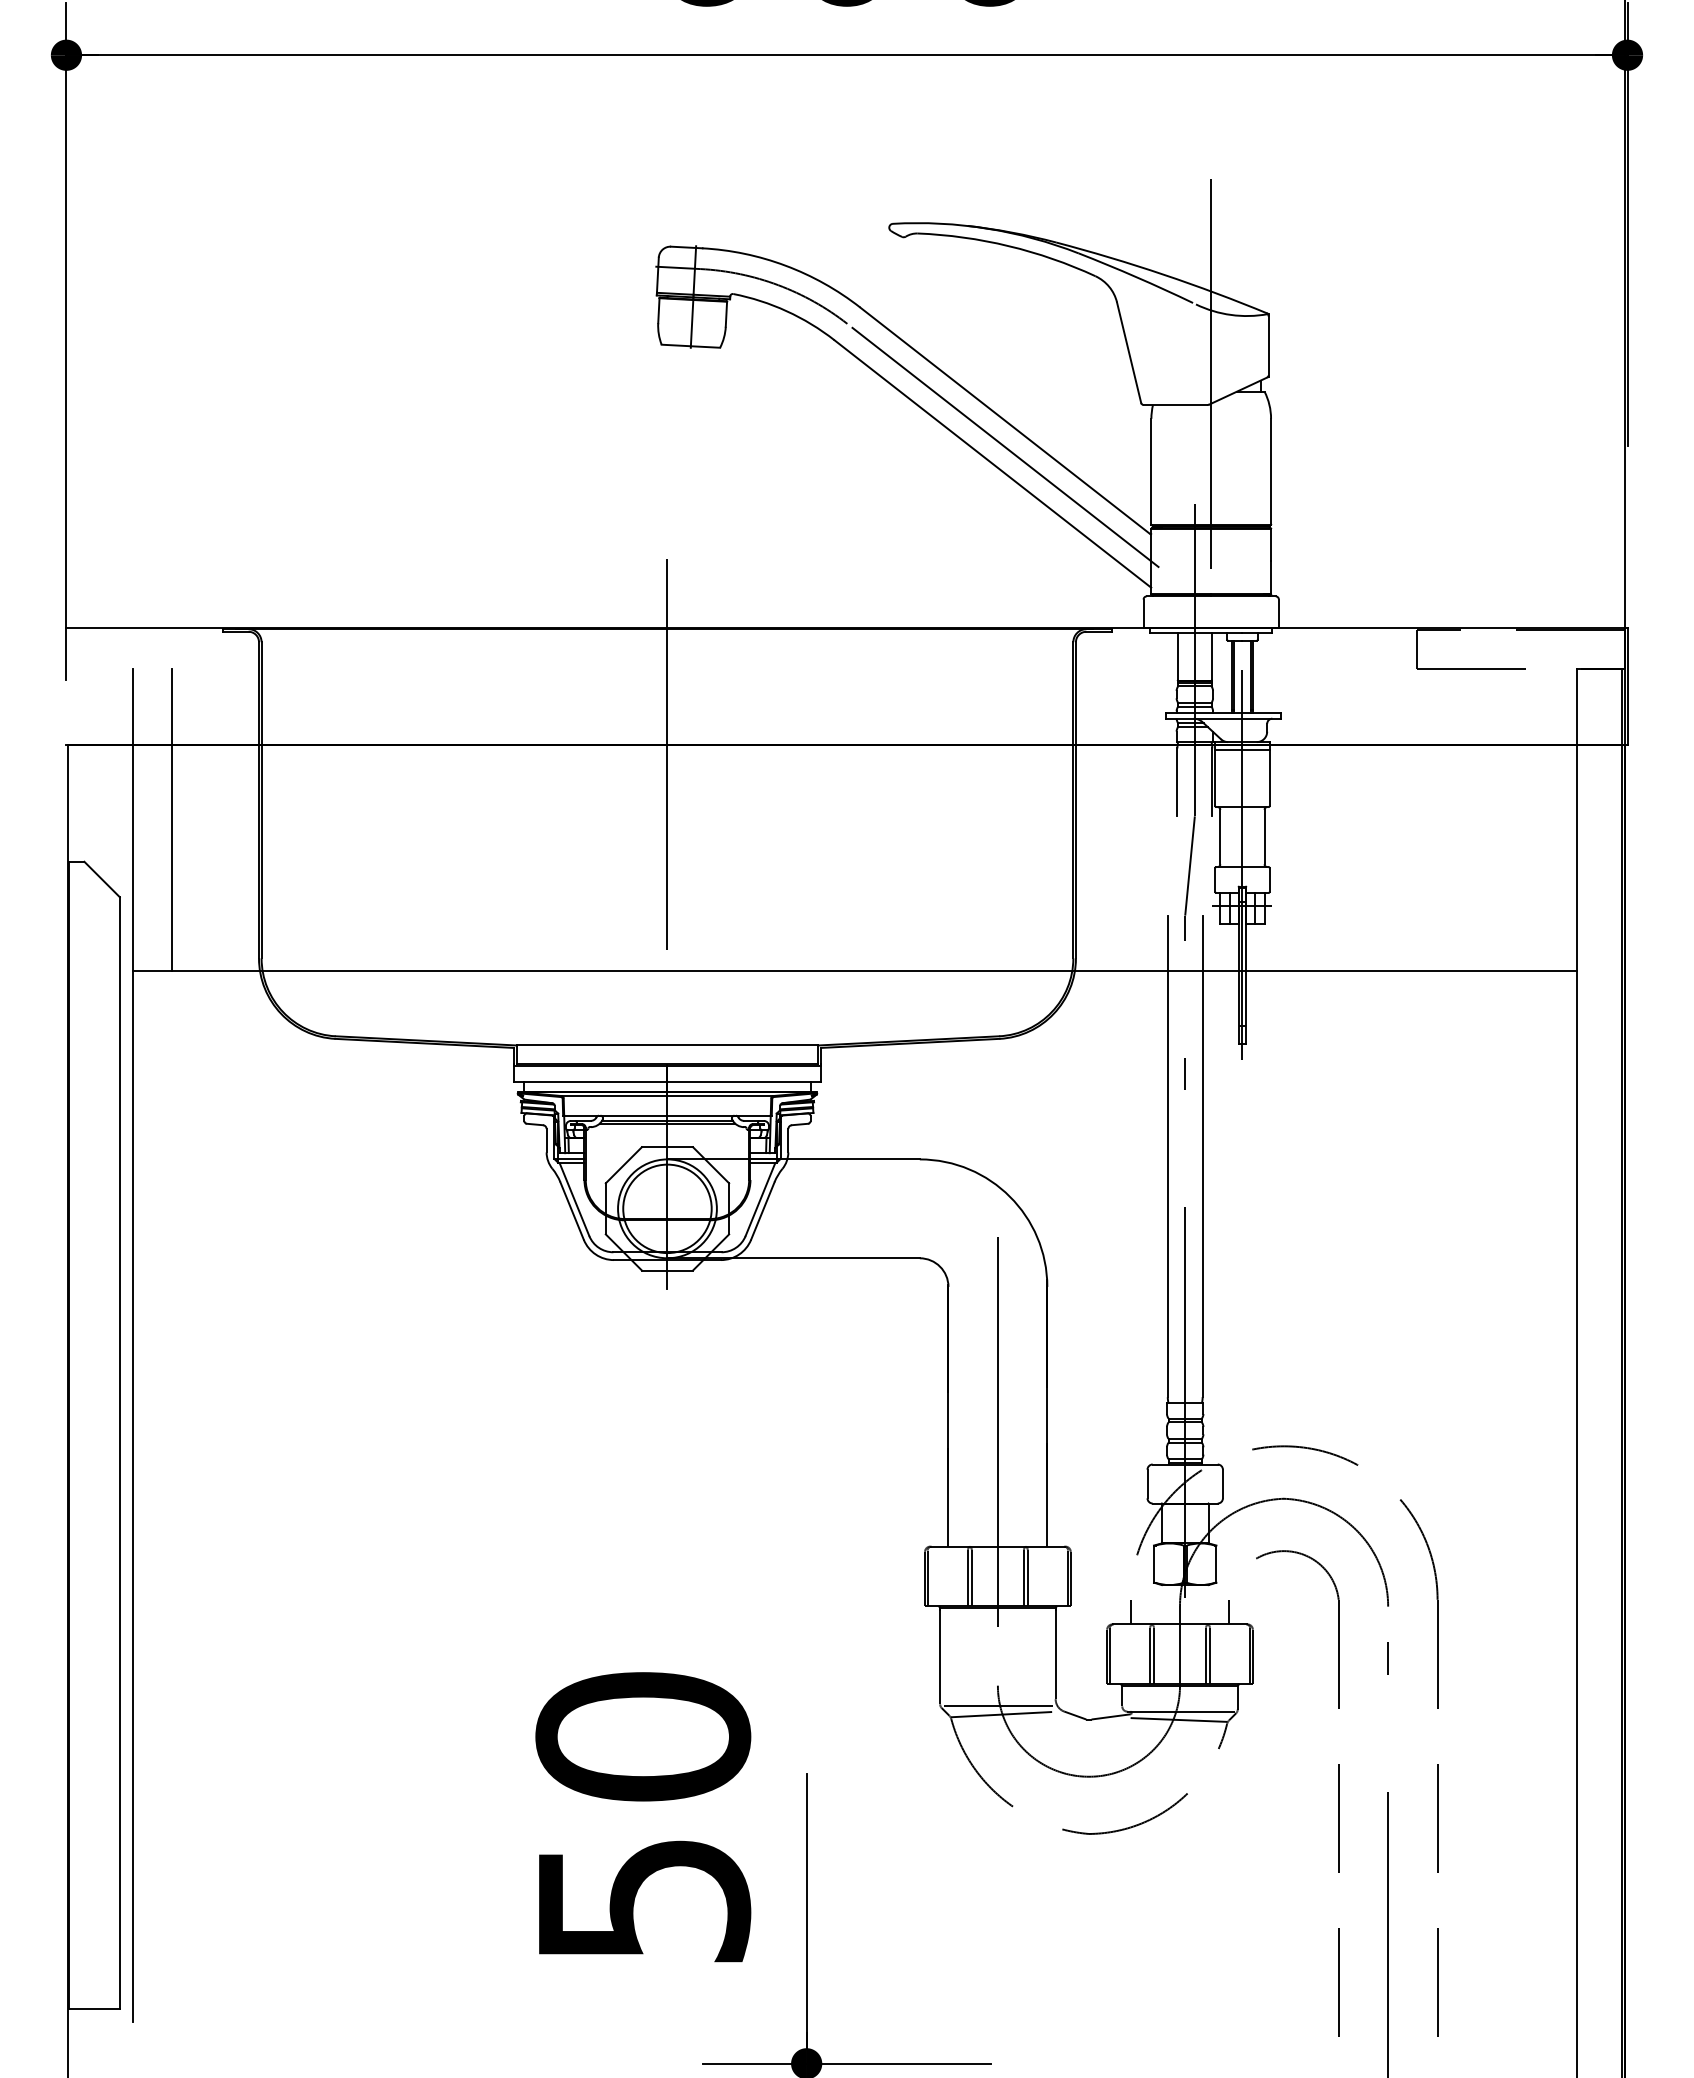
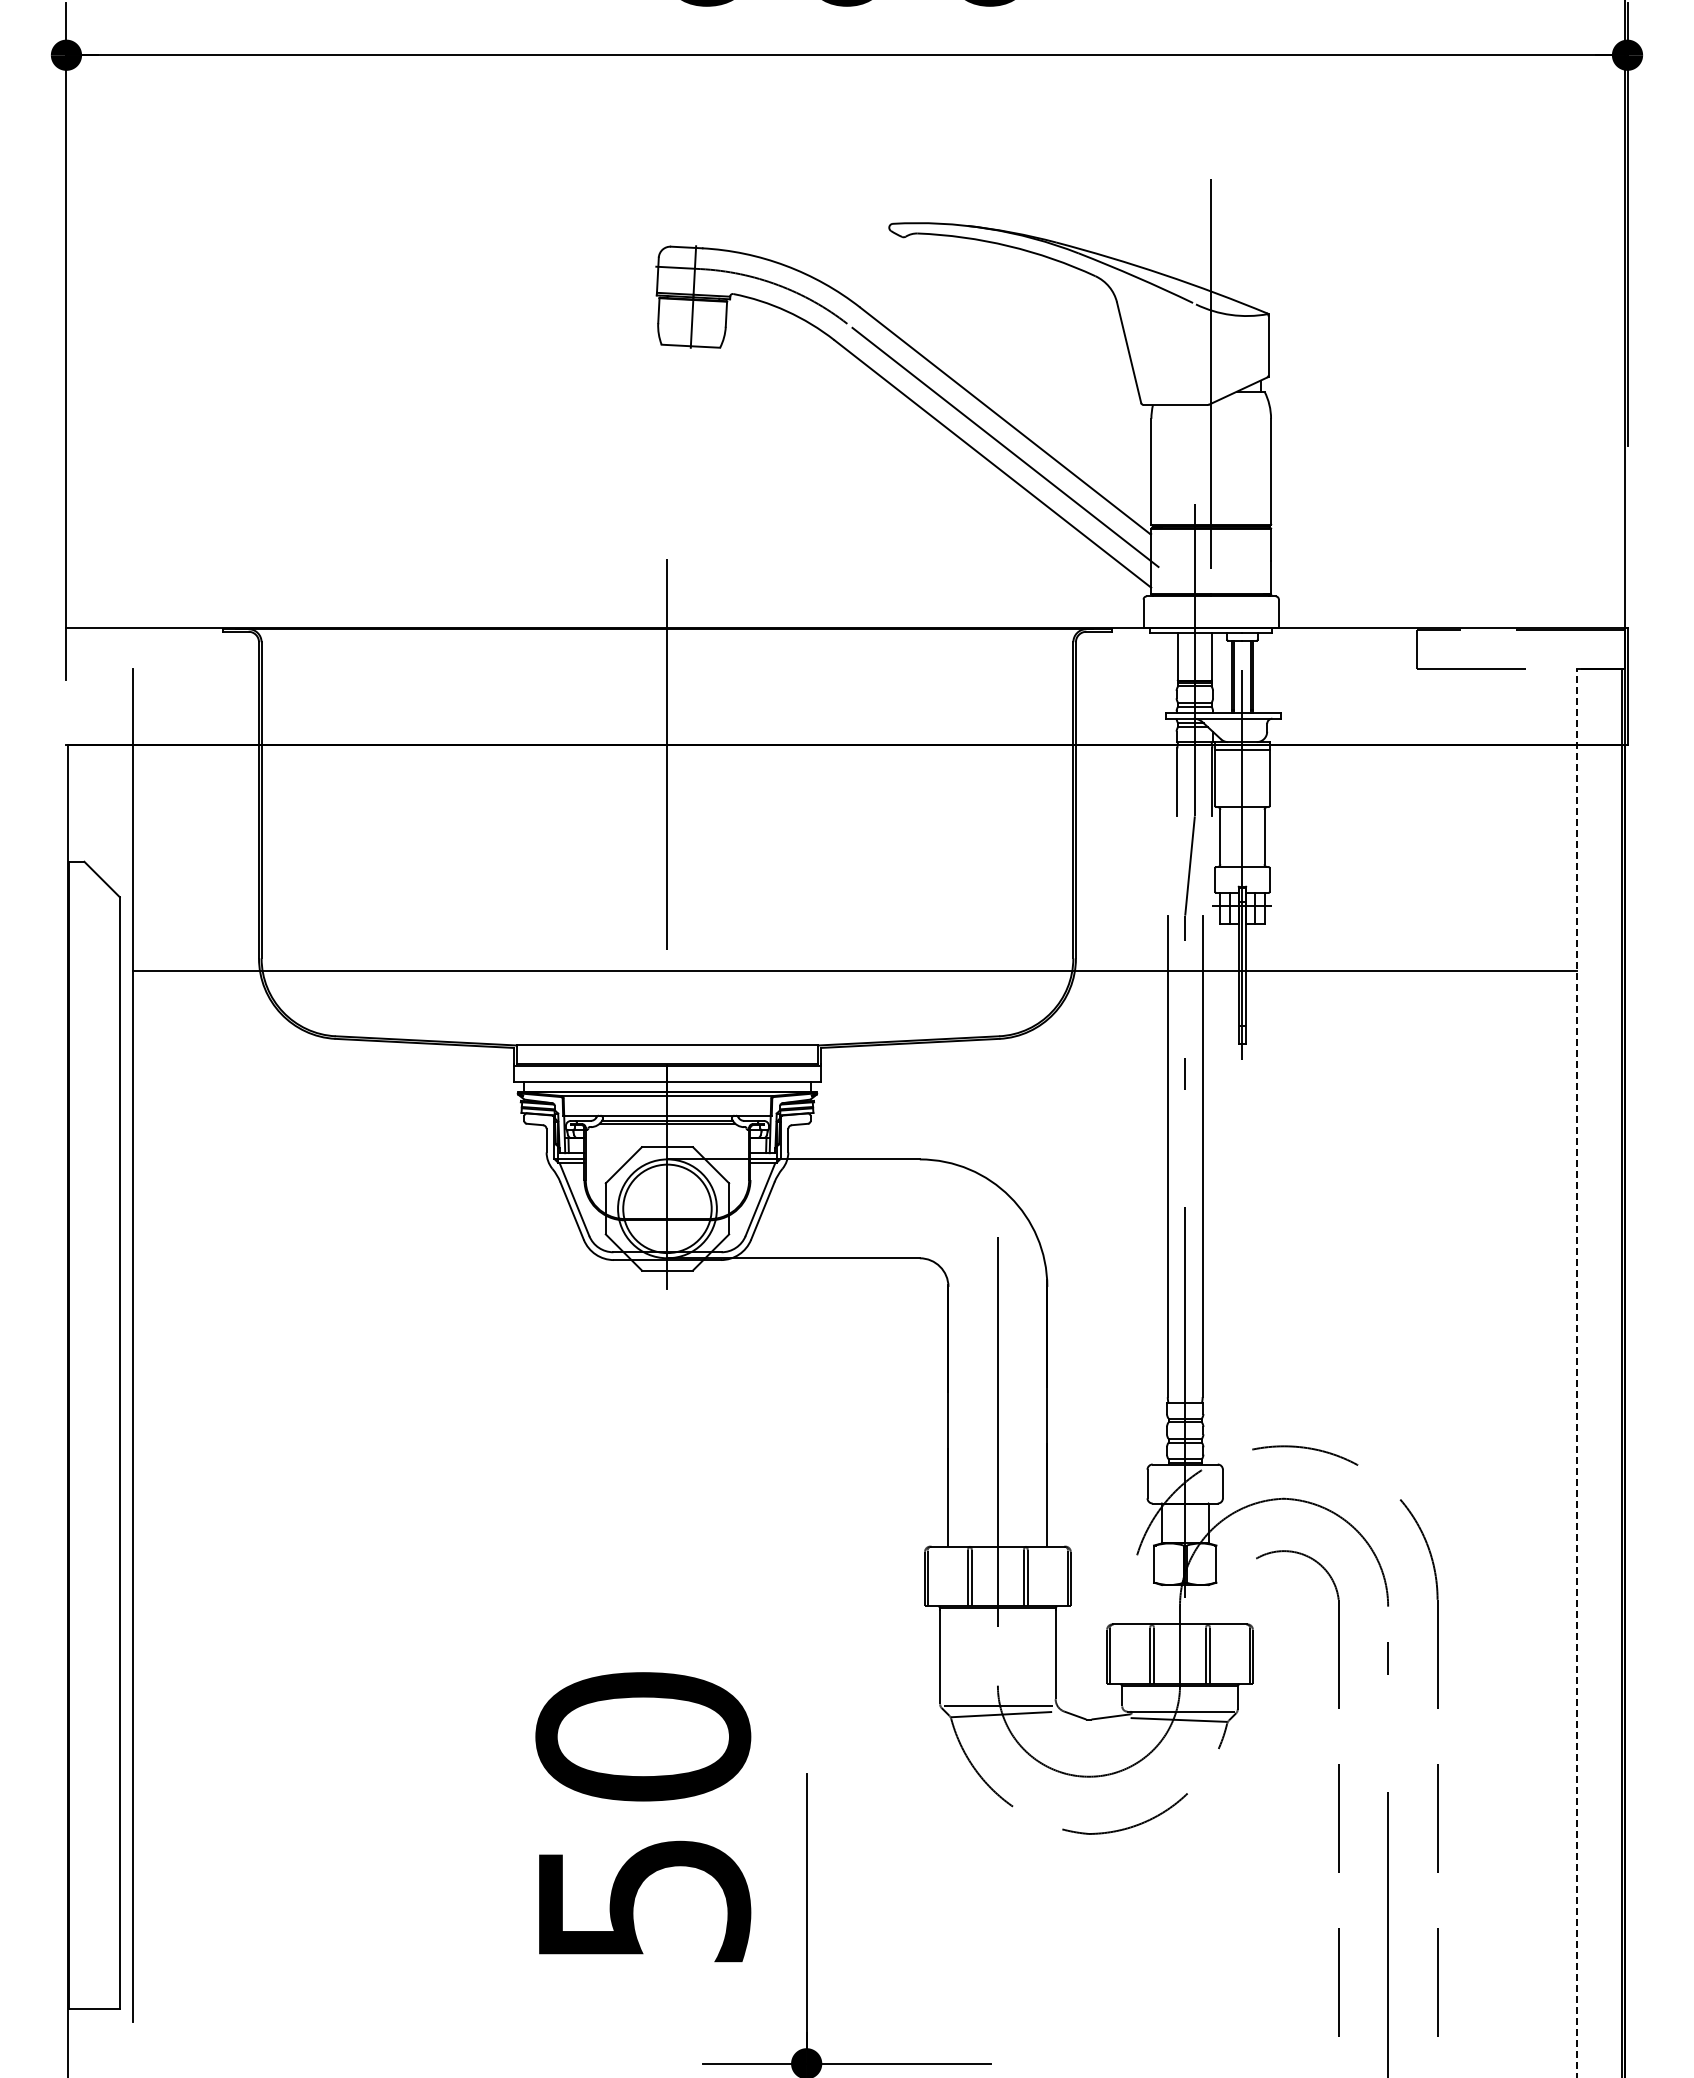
line: present -> none (171, 820)
line: solid -> dashed (1576, 1373)
line: present -> none (1130, 1611)
line: present -> none (1229, 1611)
